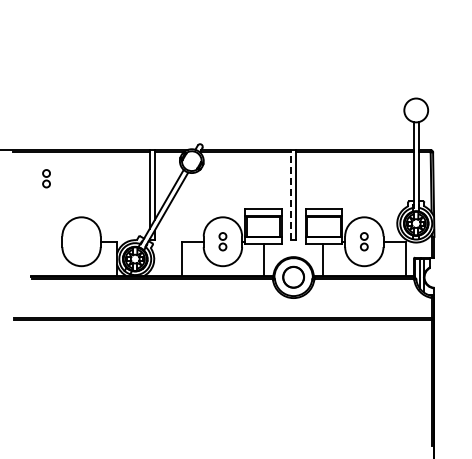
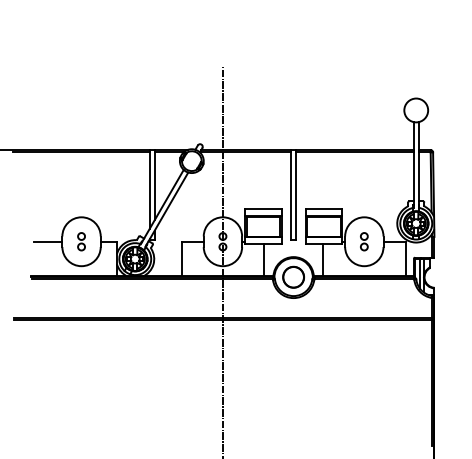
part position: (46, 178) -> (81, 241) (81, 241)
line: dashed -> solid (291, 194)
line: none -> present (48, 242)
line: none -> present (222, 261)
